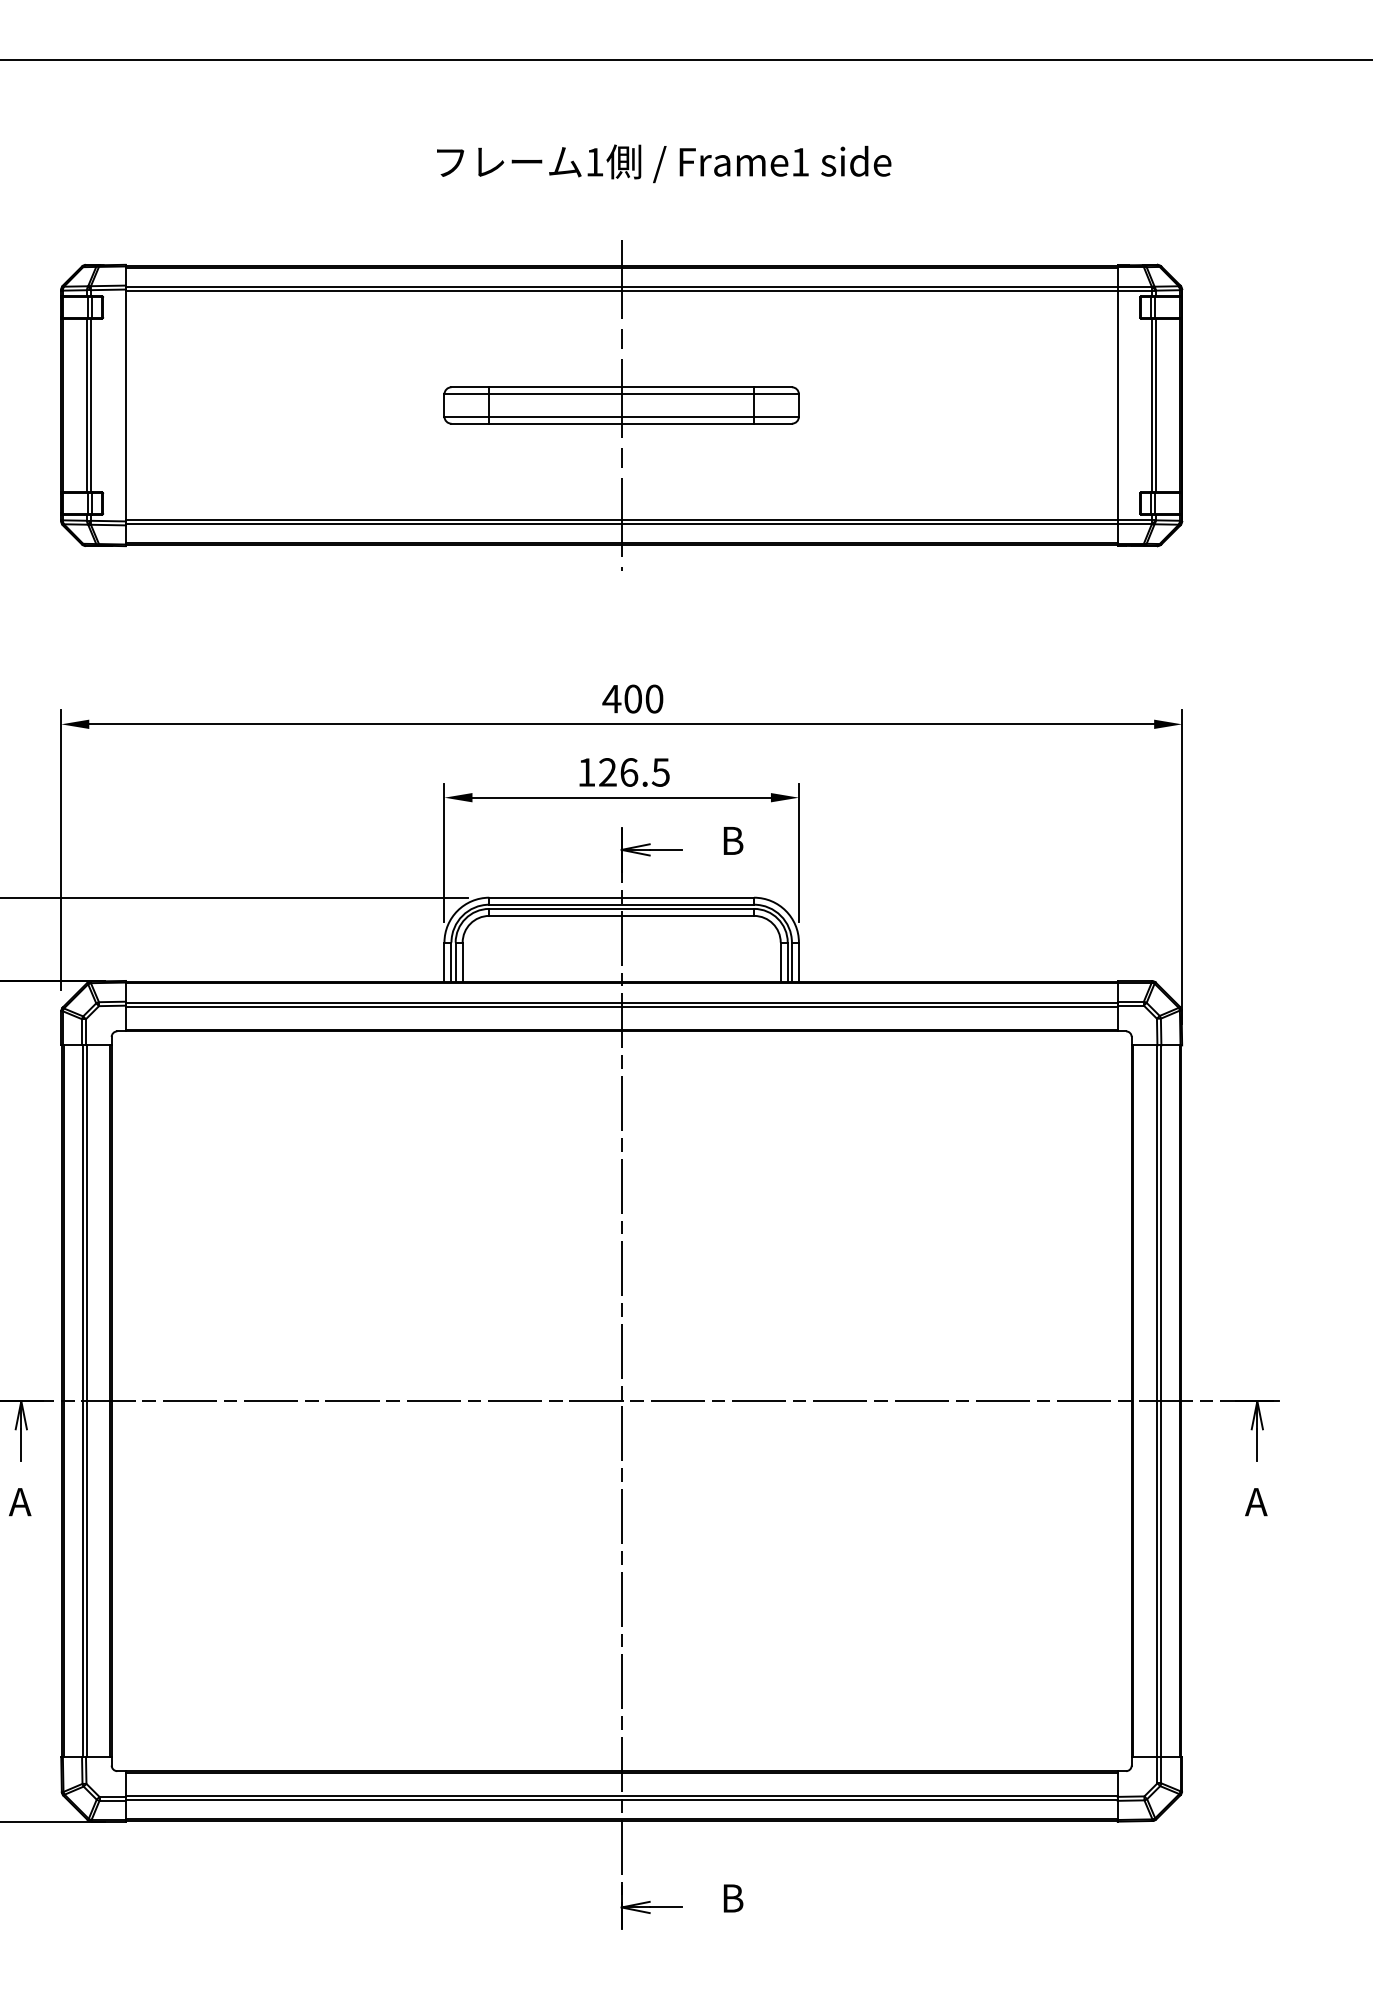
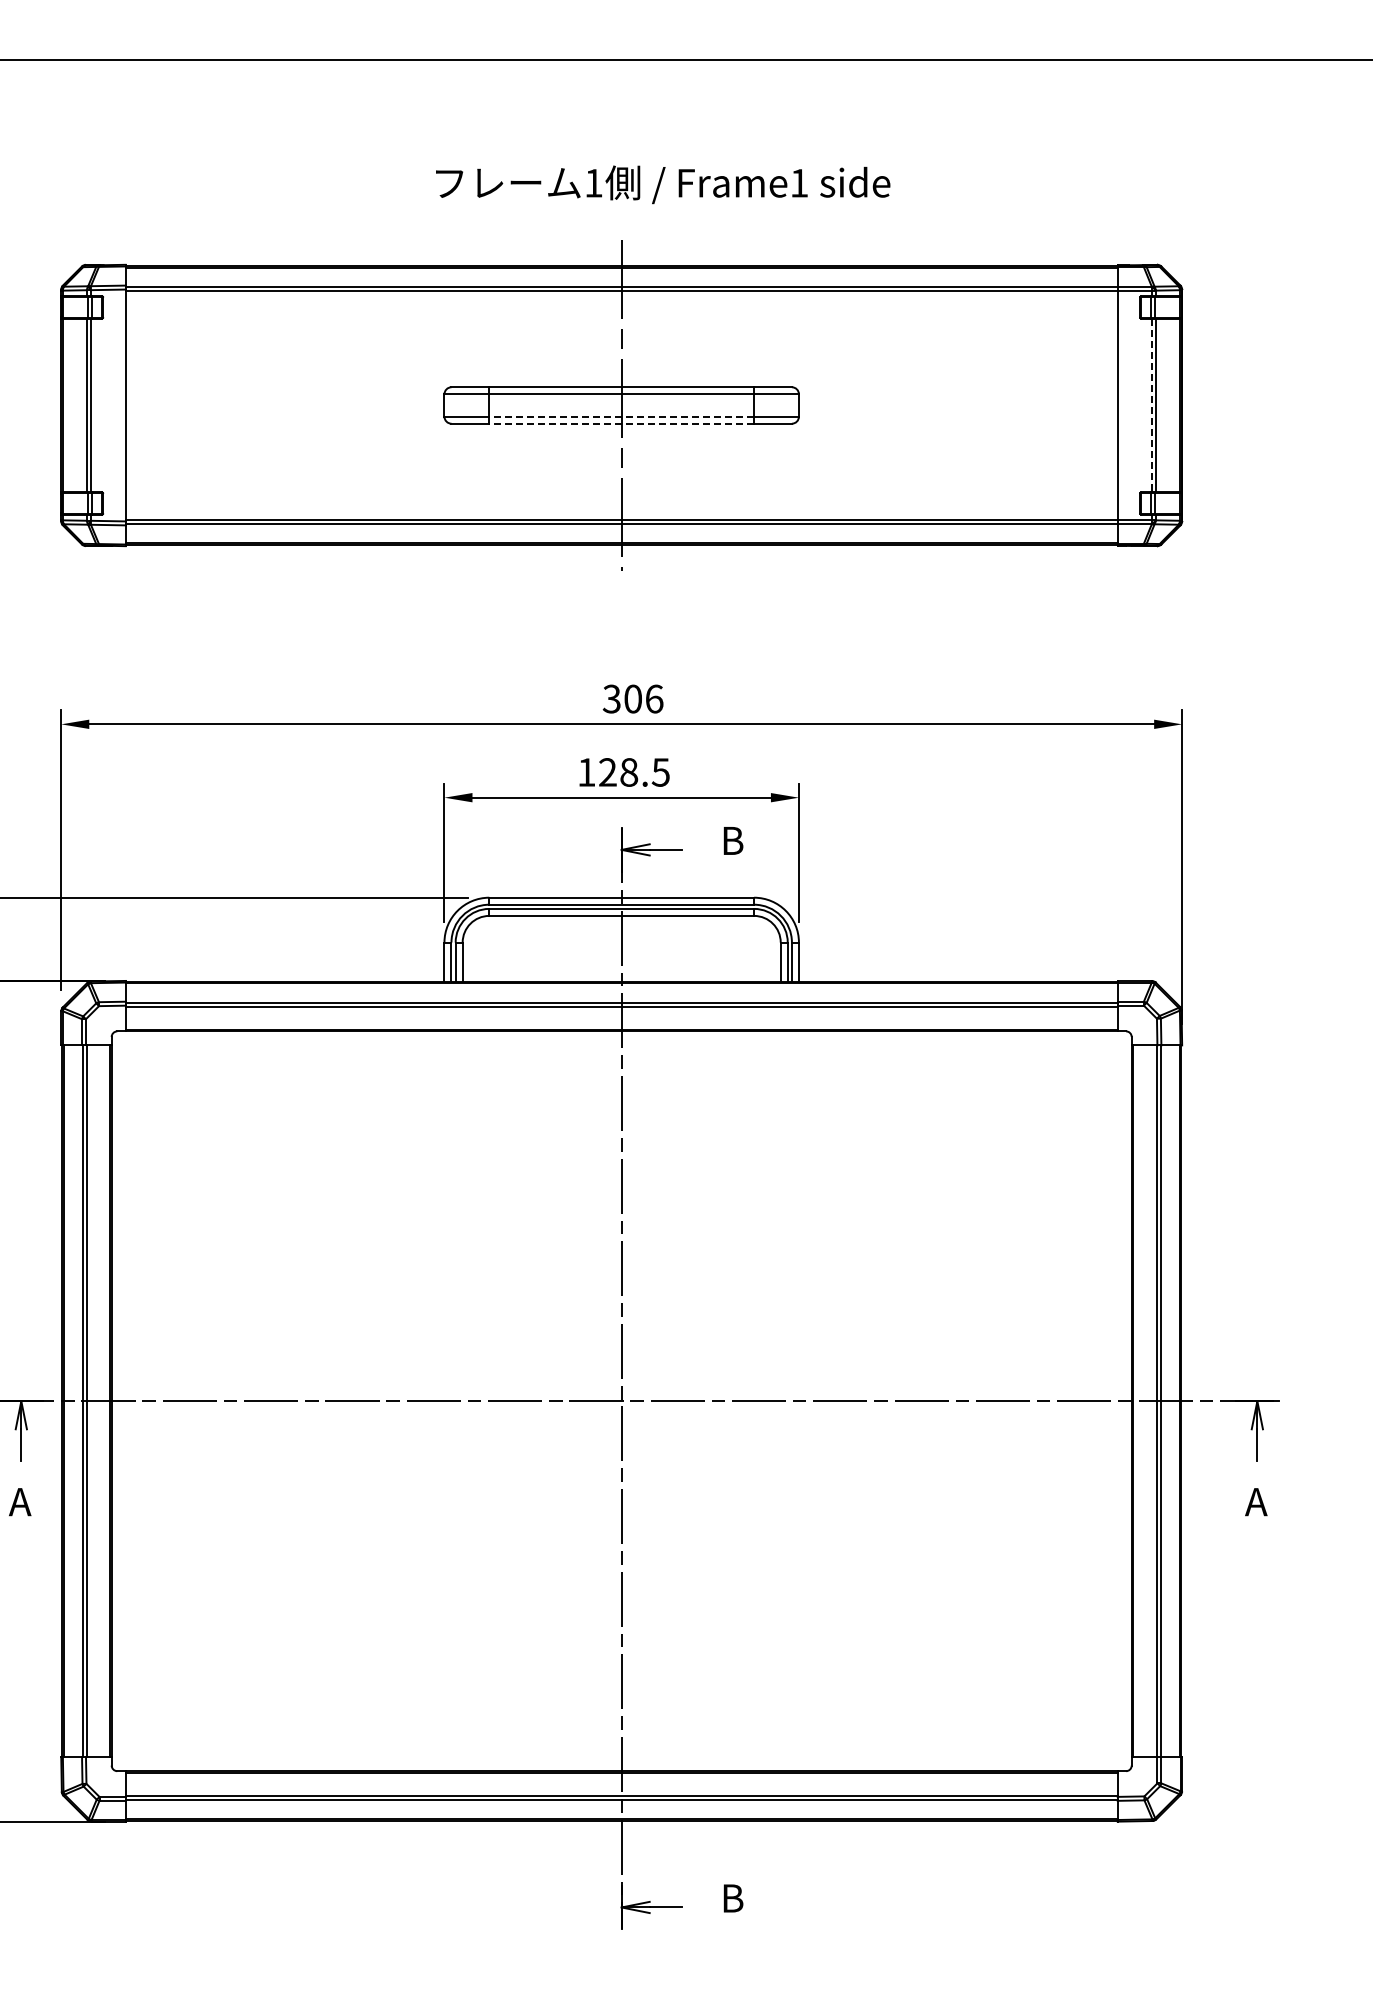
text position: (664, 163) -> (663, 184) (663, 184)
line: solid -> dashed (1151, 405)
line: solid -> dashed (621, 416)
line: solid -> dashed (621, 423)
text: 400 -> 306 (632, 698)
text: 126.5 -> 128.5 (629, 772)
